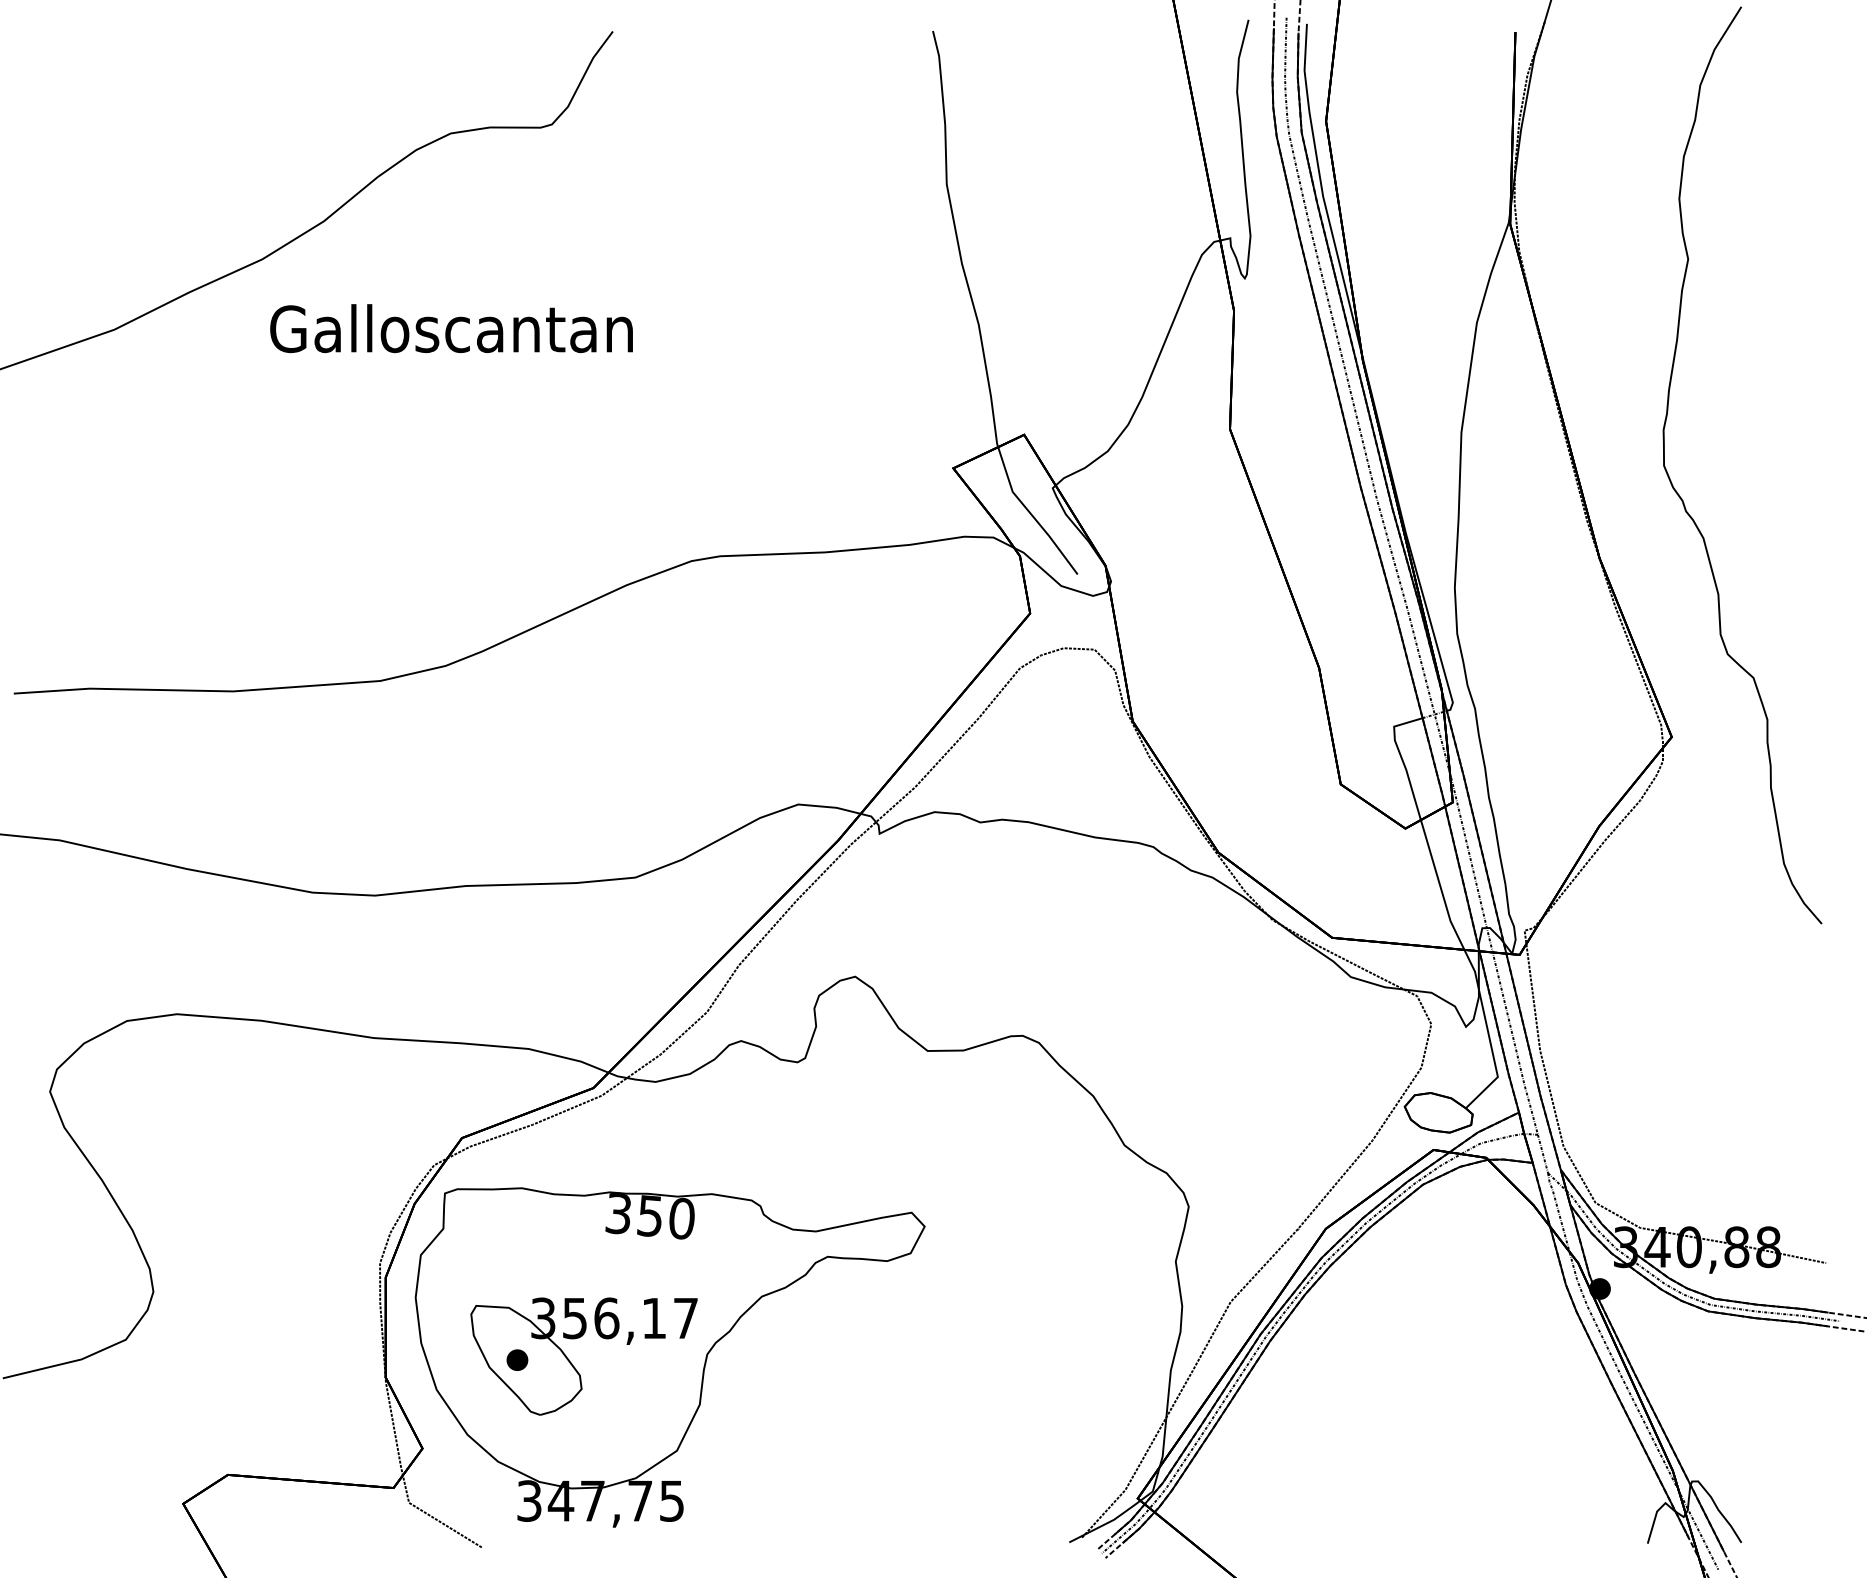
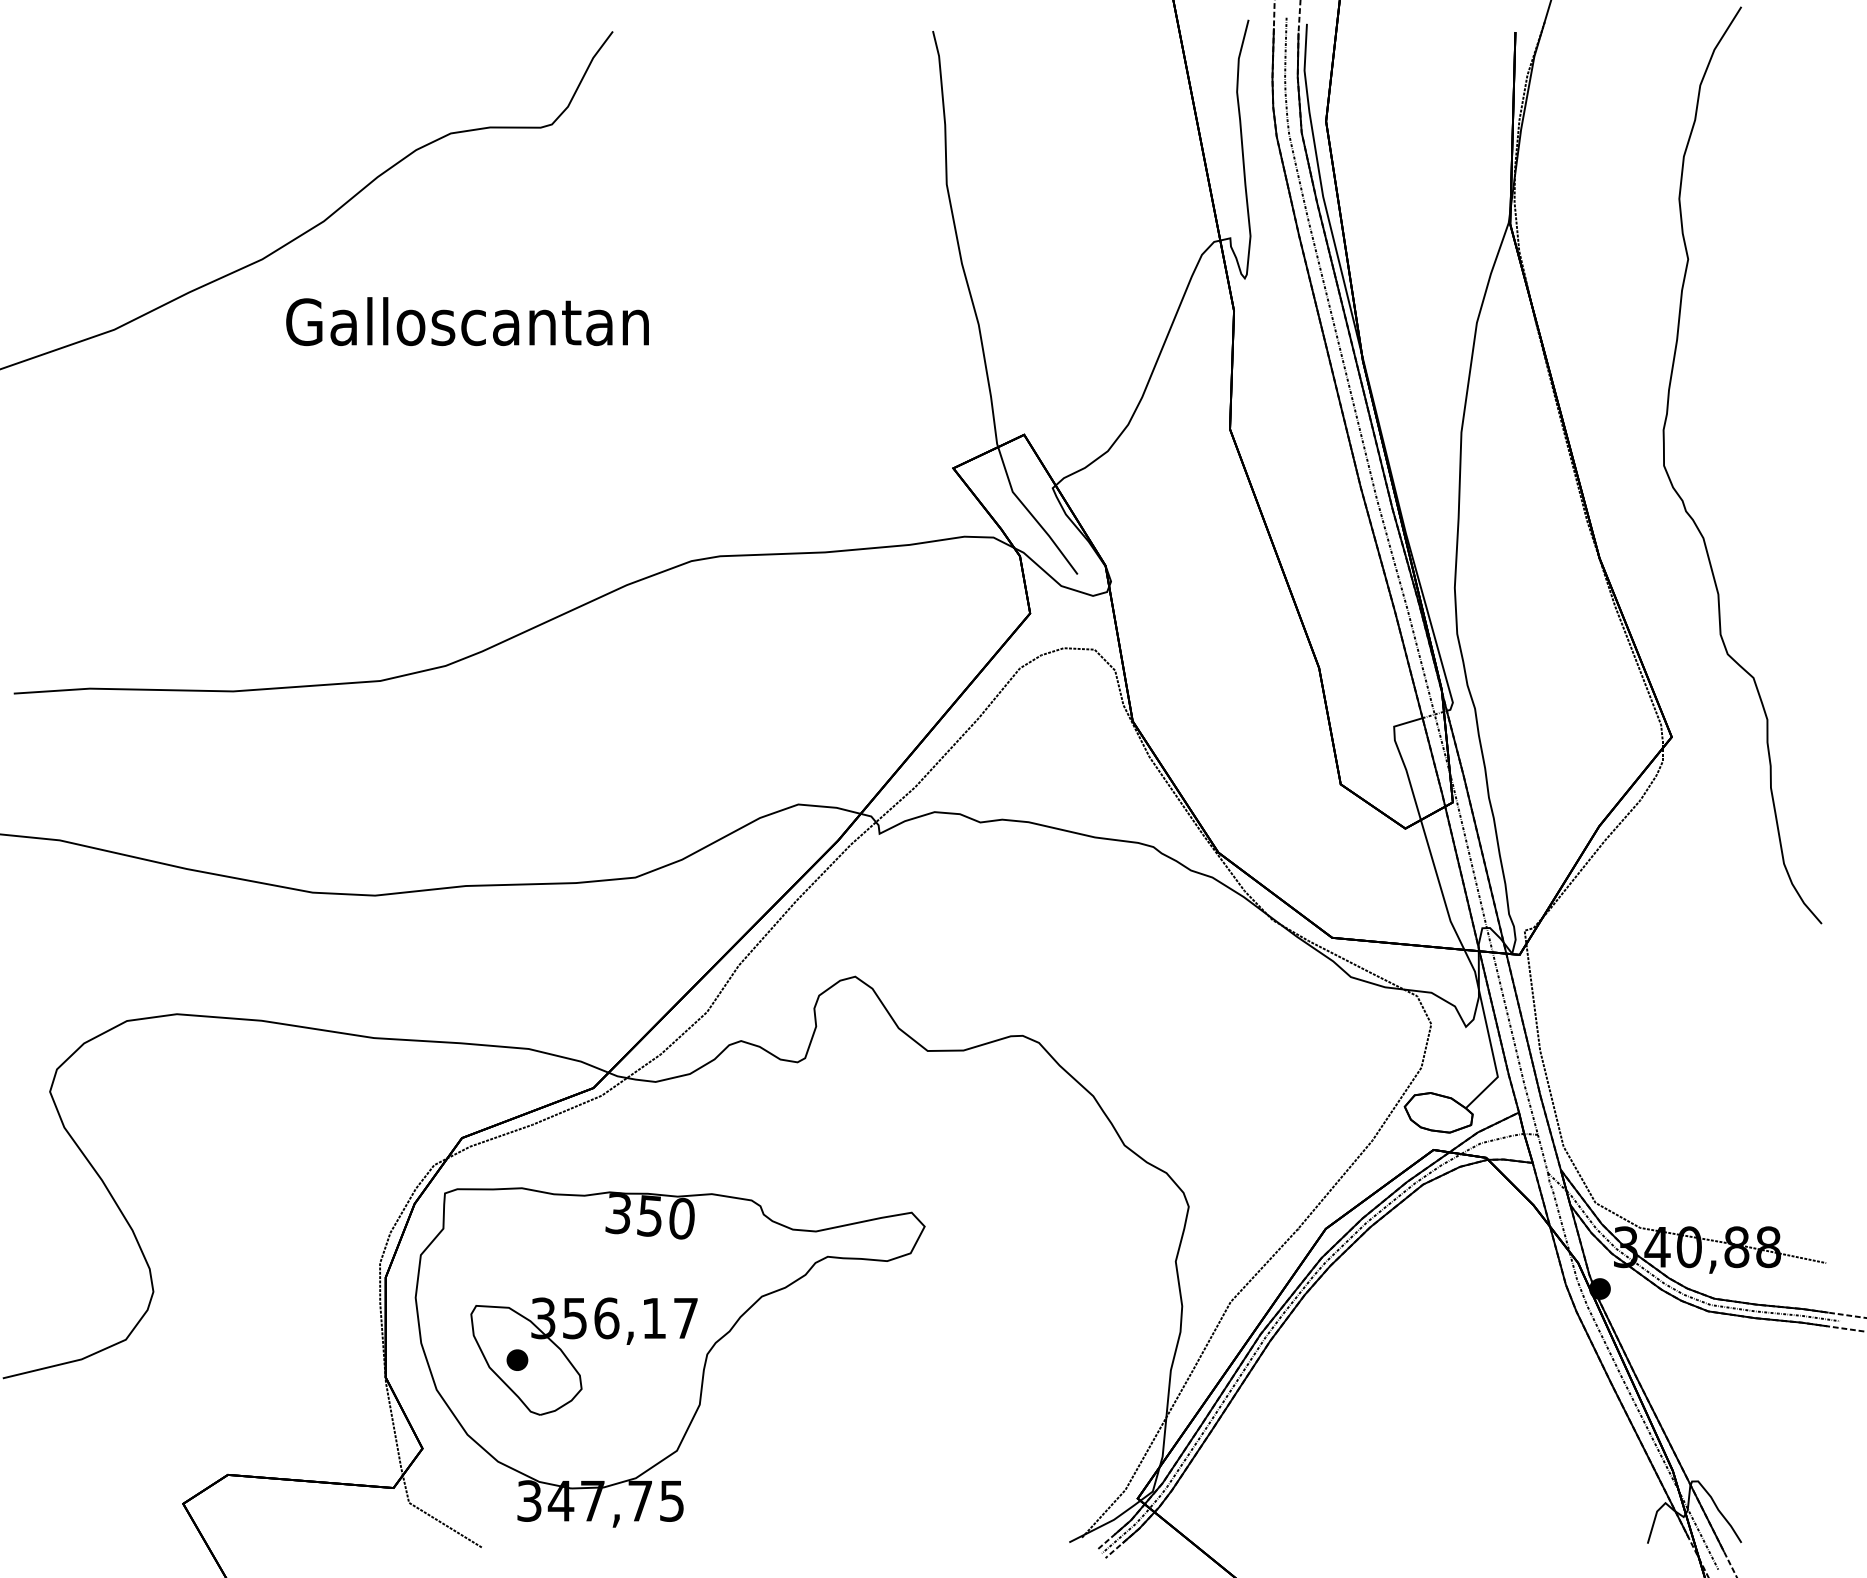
text position: (451, 328) -> (467, 321) (467, 321)
